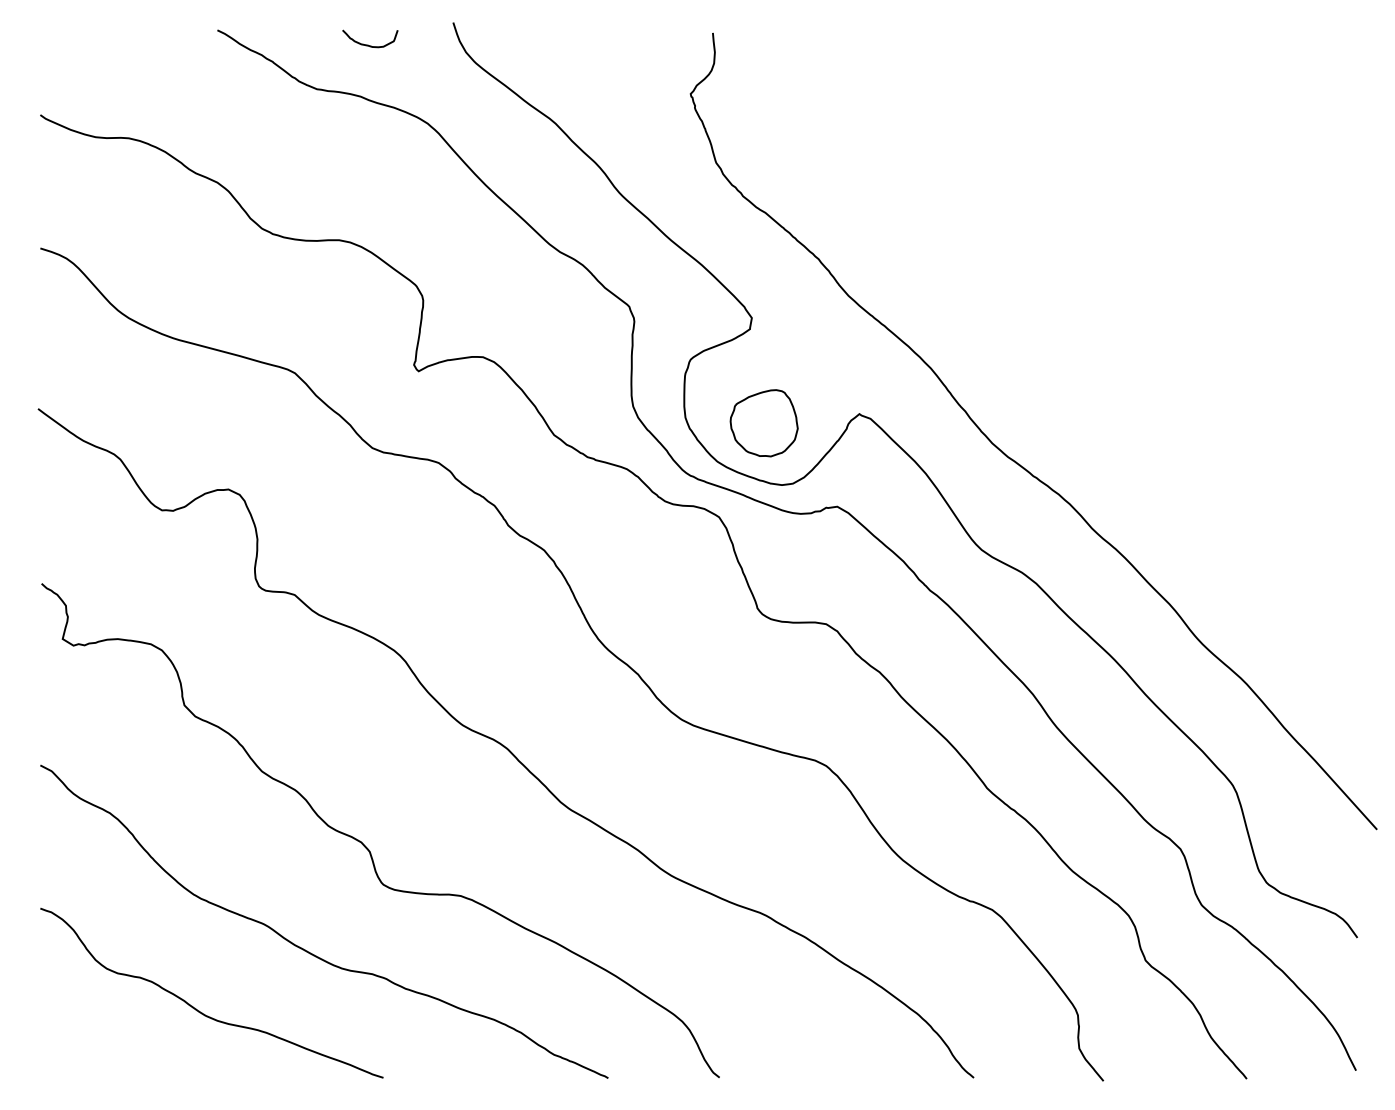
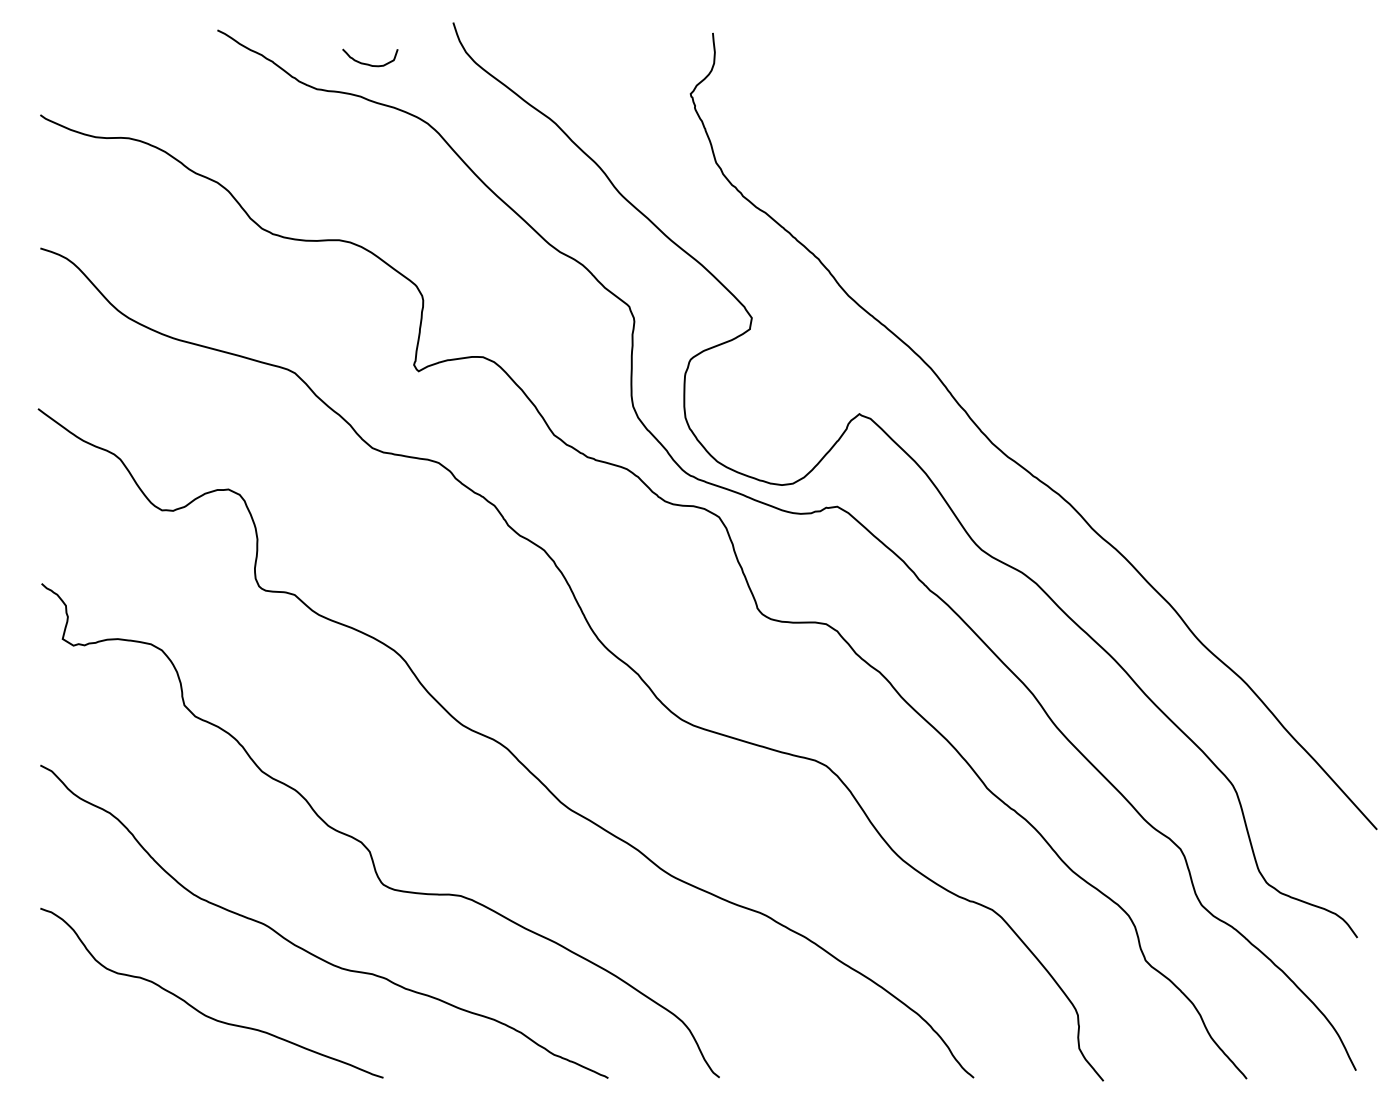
curve position: (368, 44) -> (368, 63) (368, 63)
part: present -> none (763, 423)
